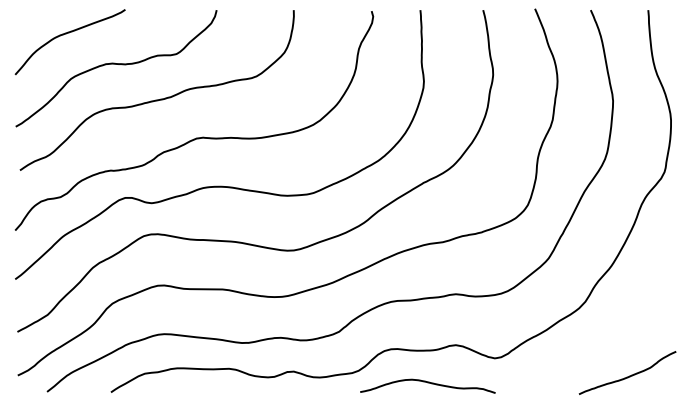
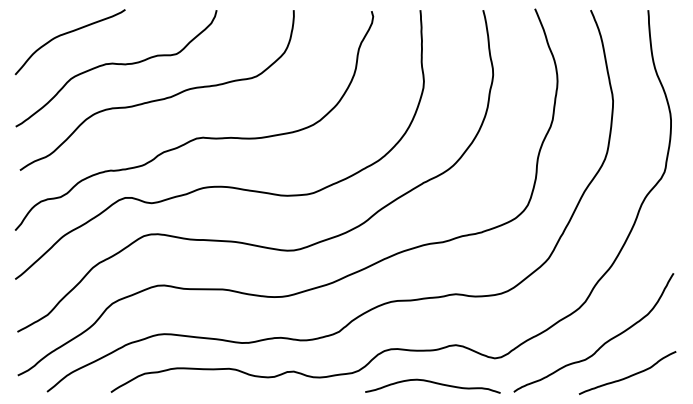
curve: none -> present (604, 342)
curve position: (427, 383) -> (432, 383) (432, 383)
